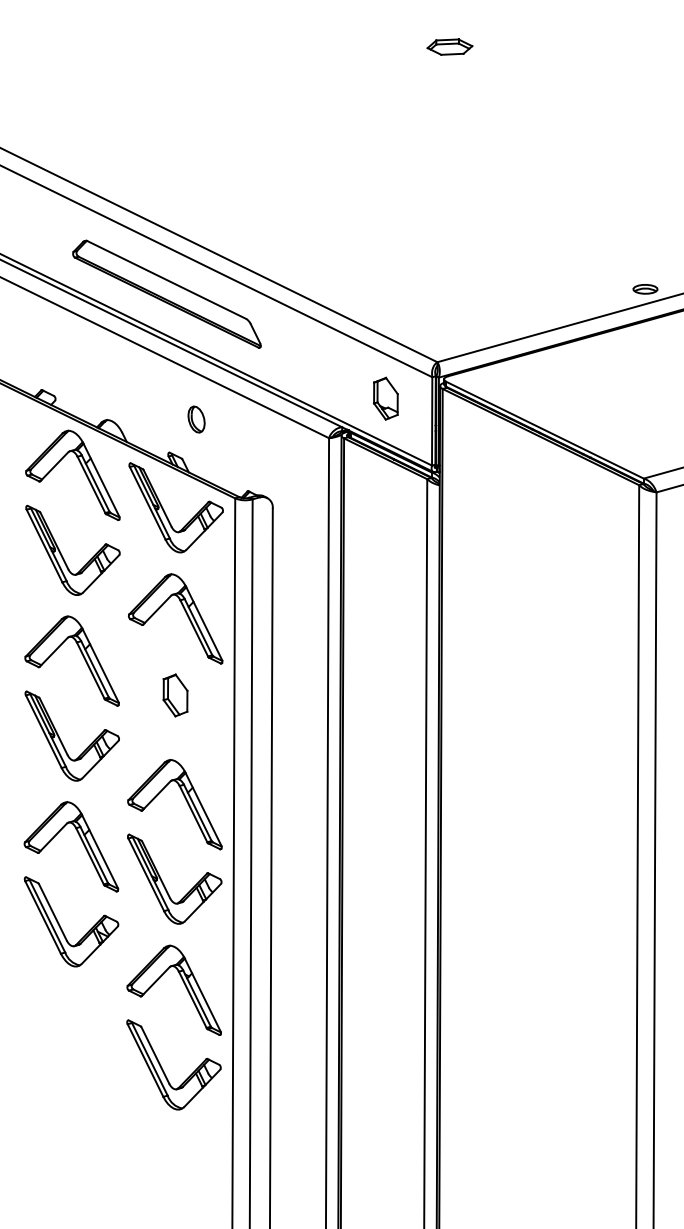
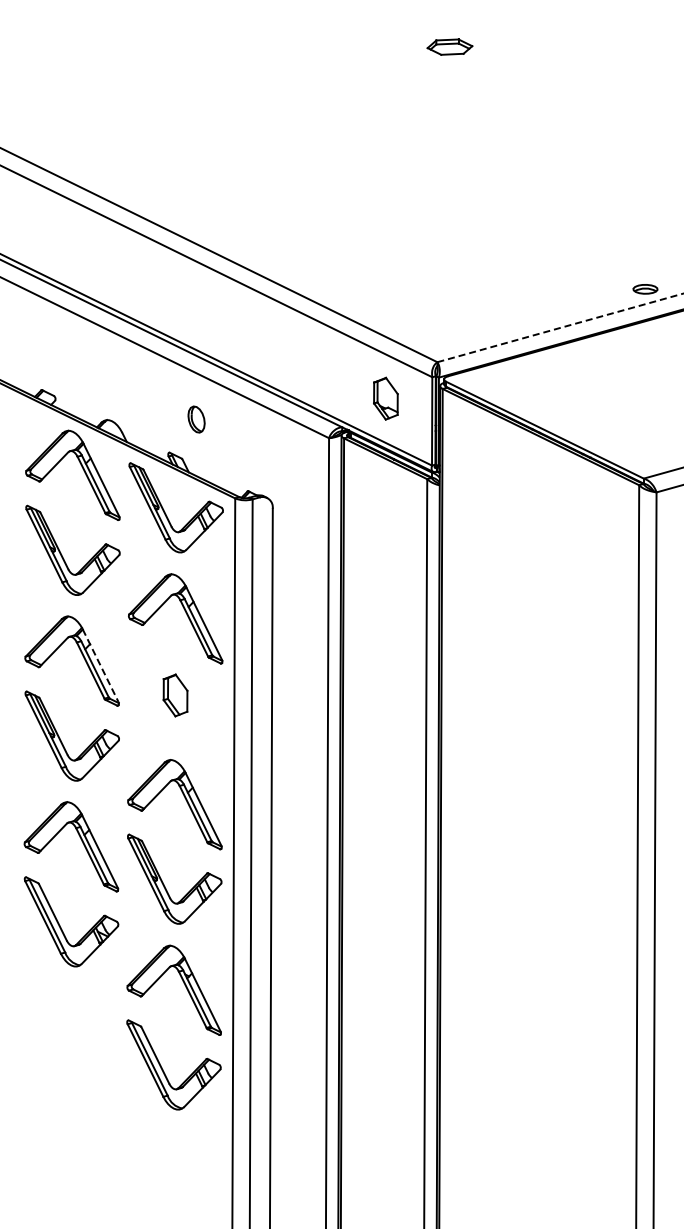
part: present -> none (166, 293)
line: solid -> dashed (560, 327)
line: solid -> dashed (100, 666)
